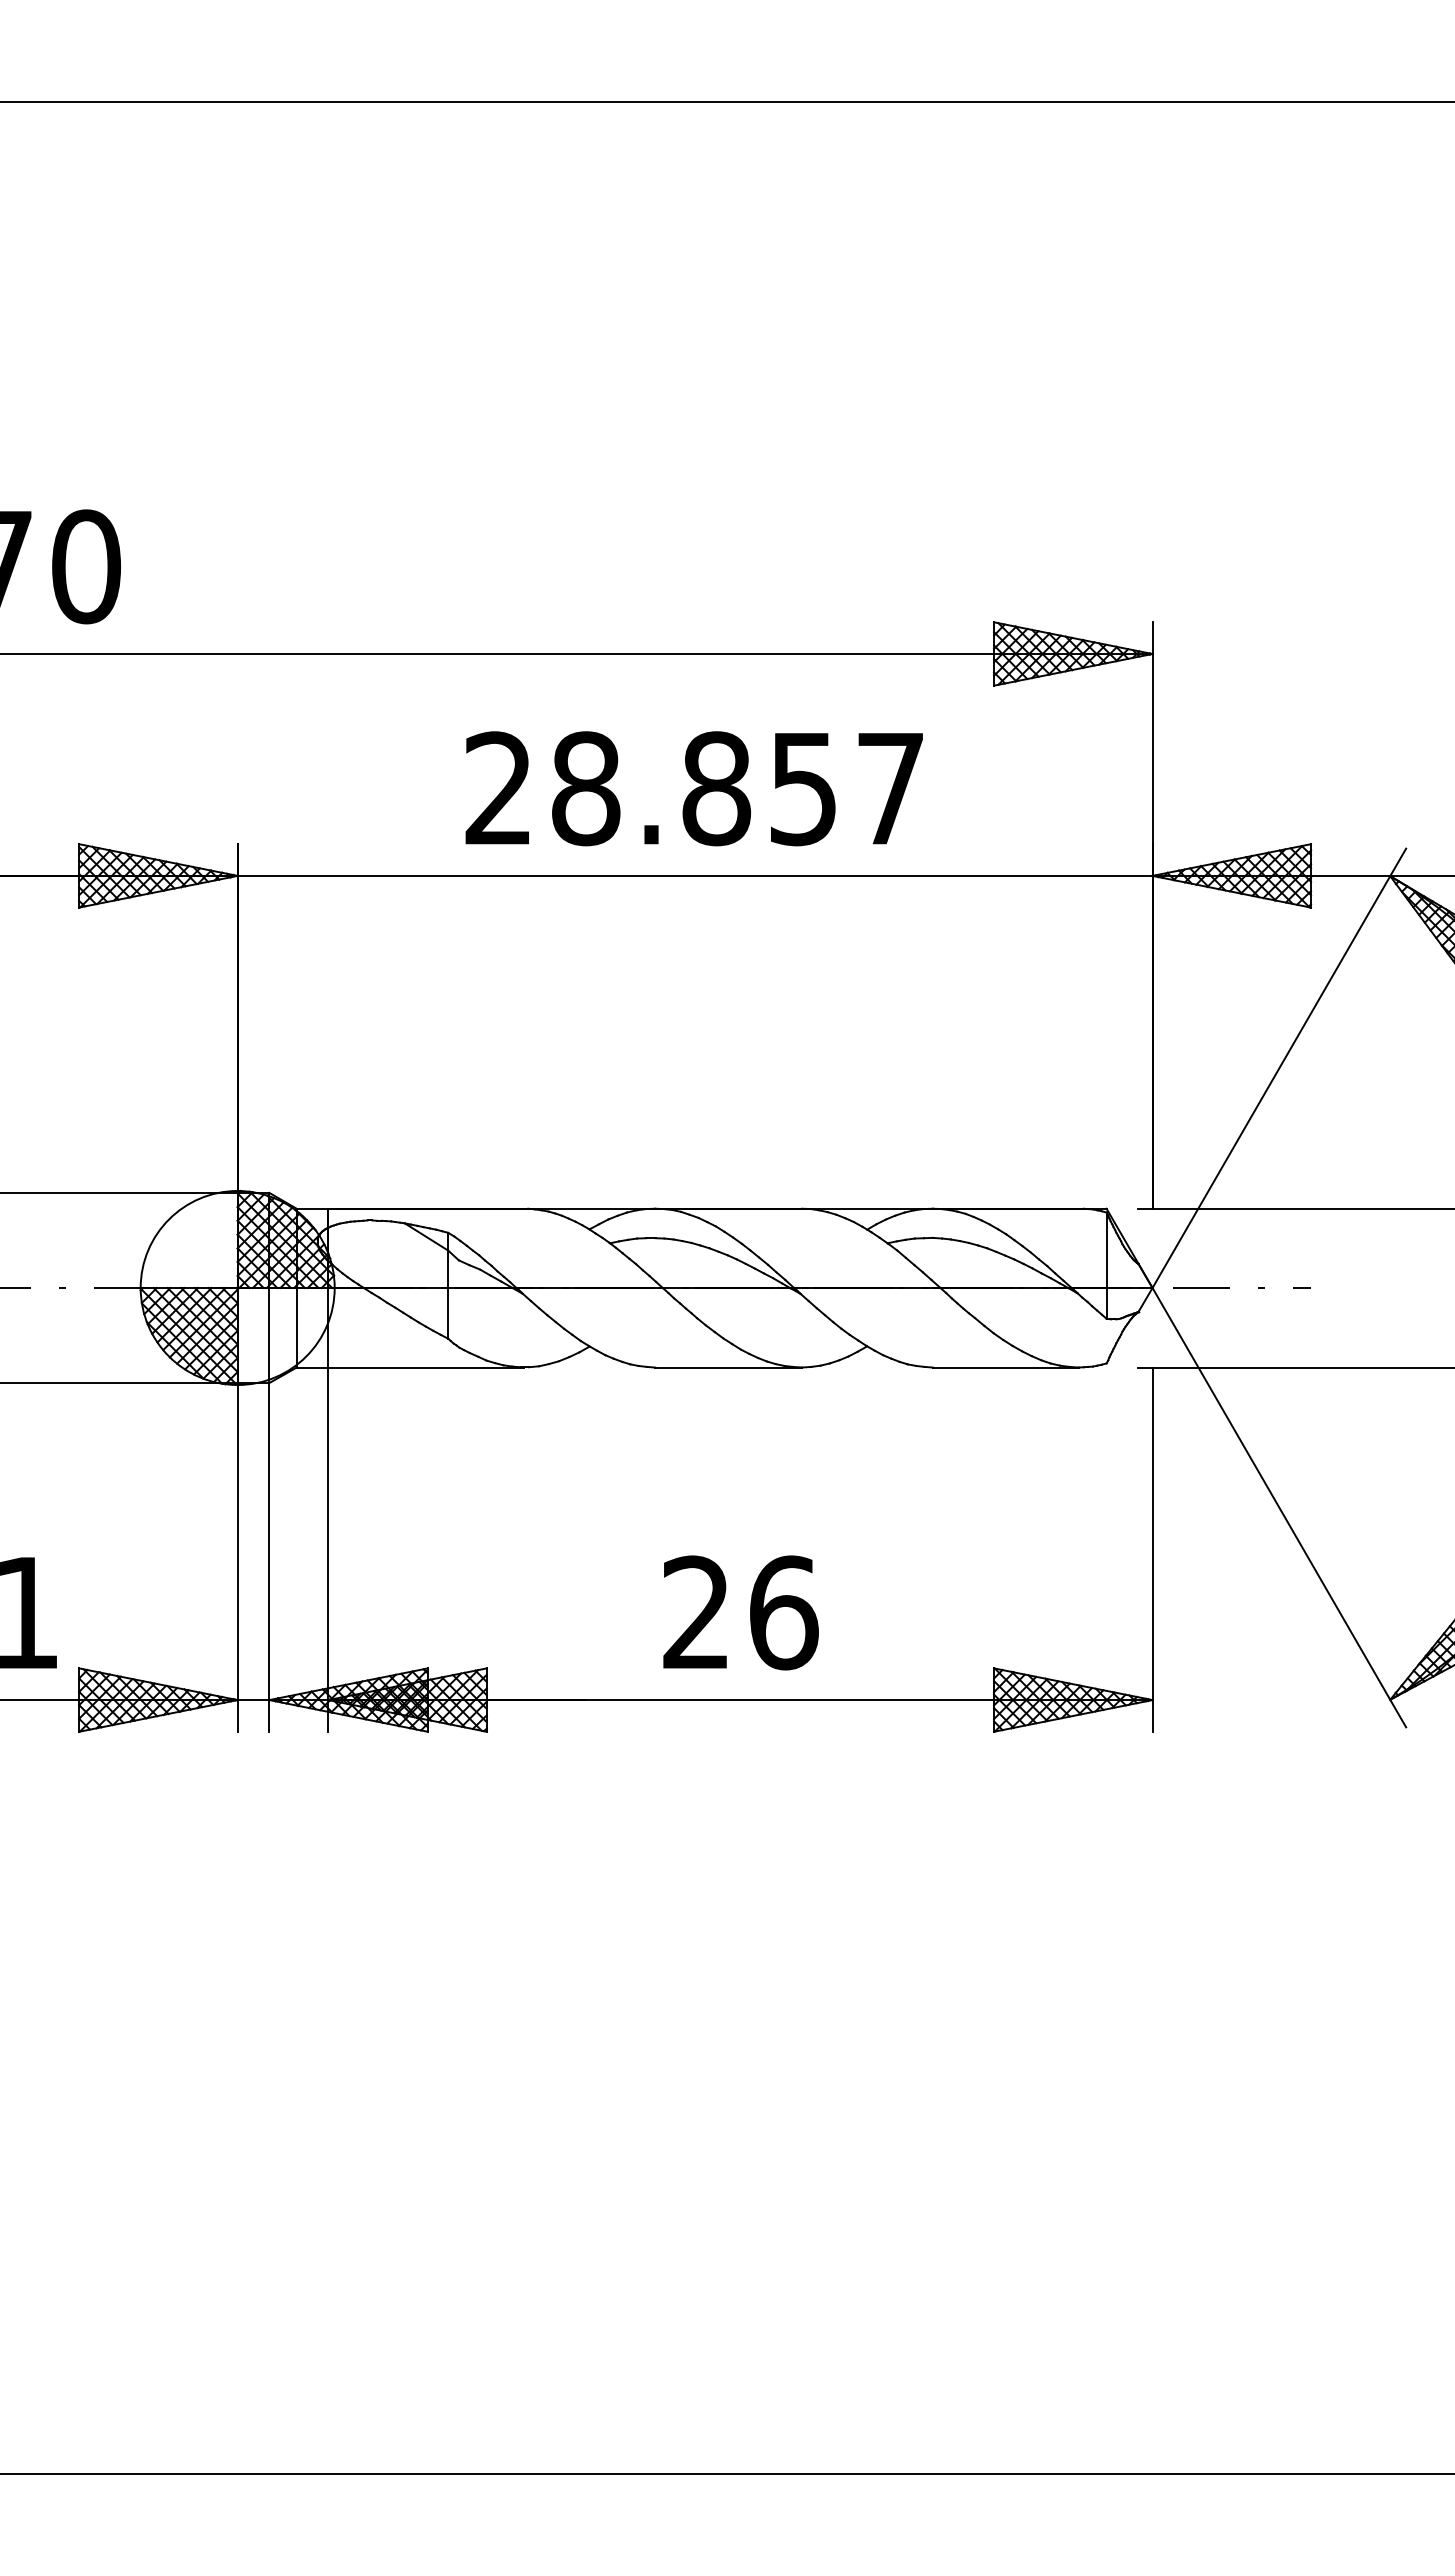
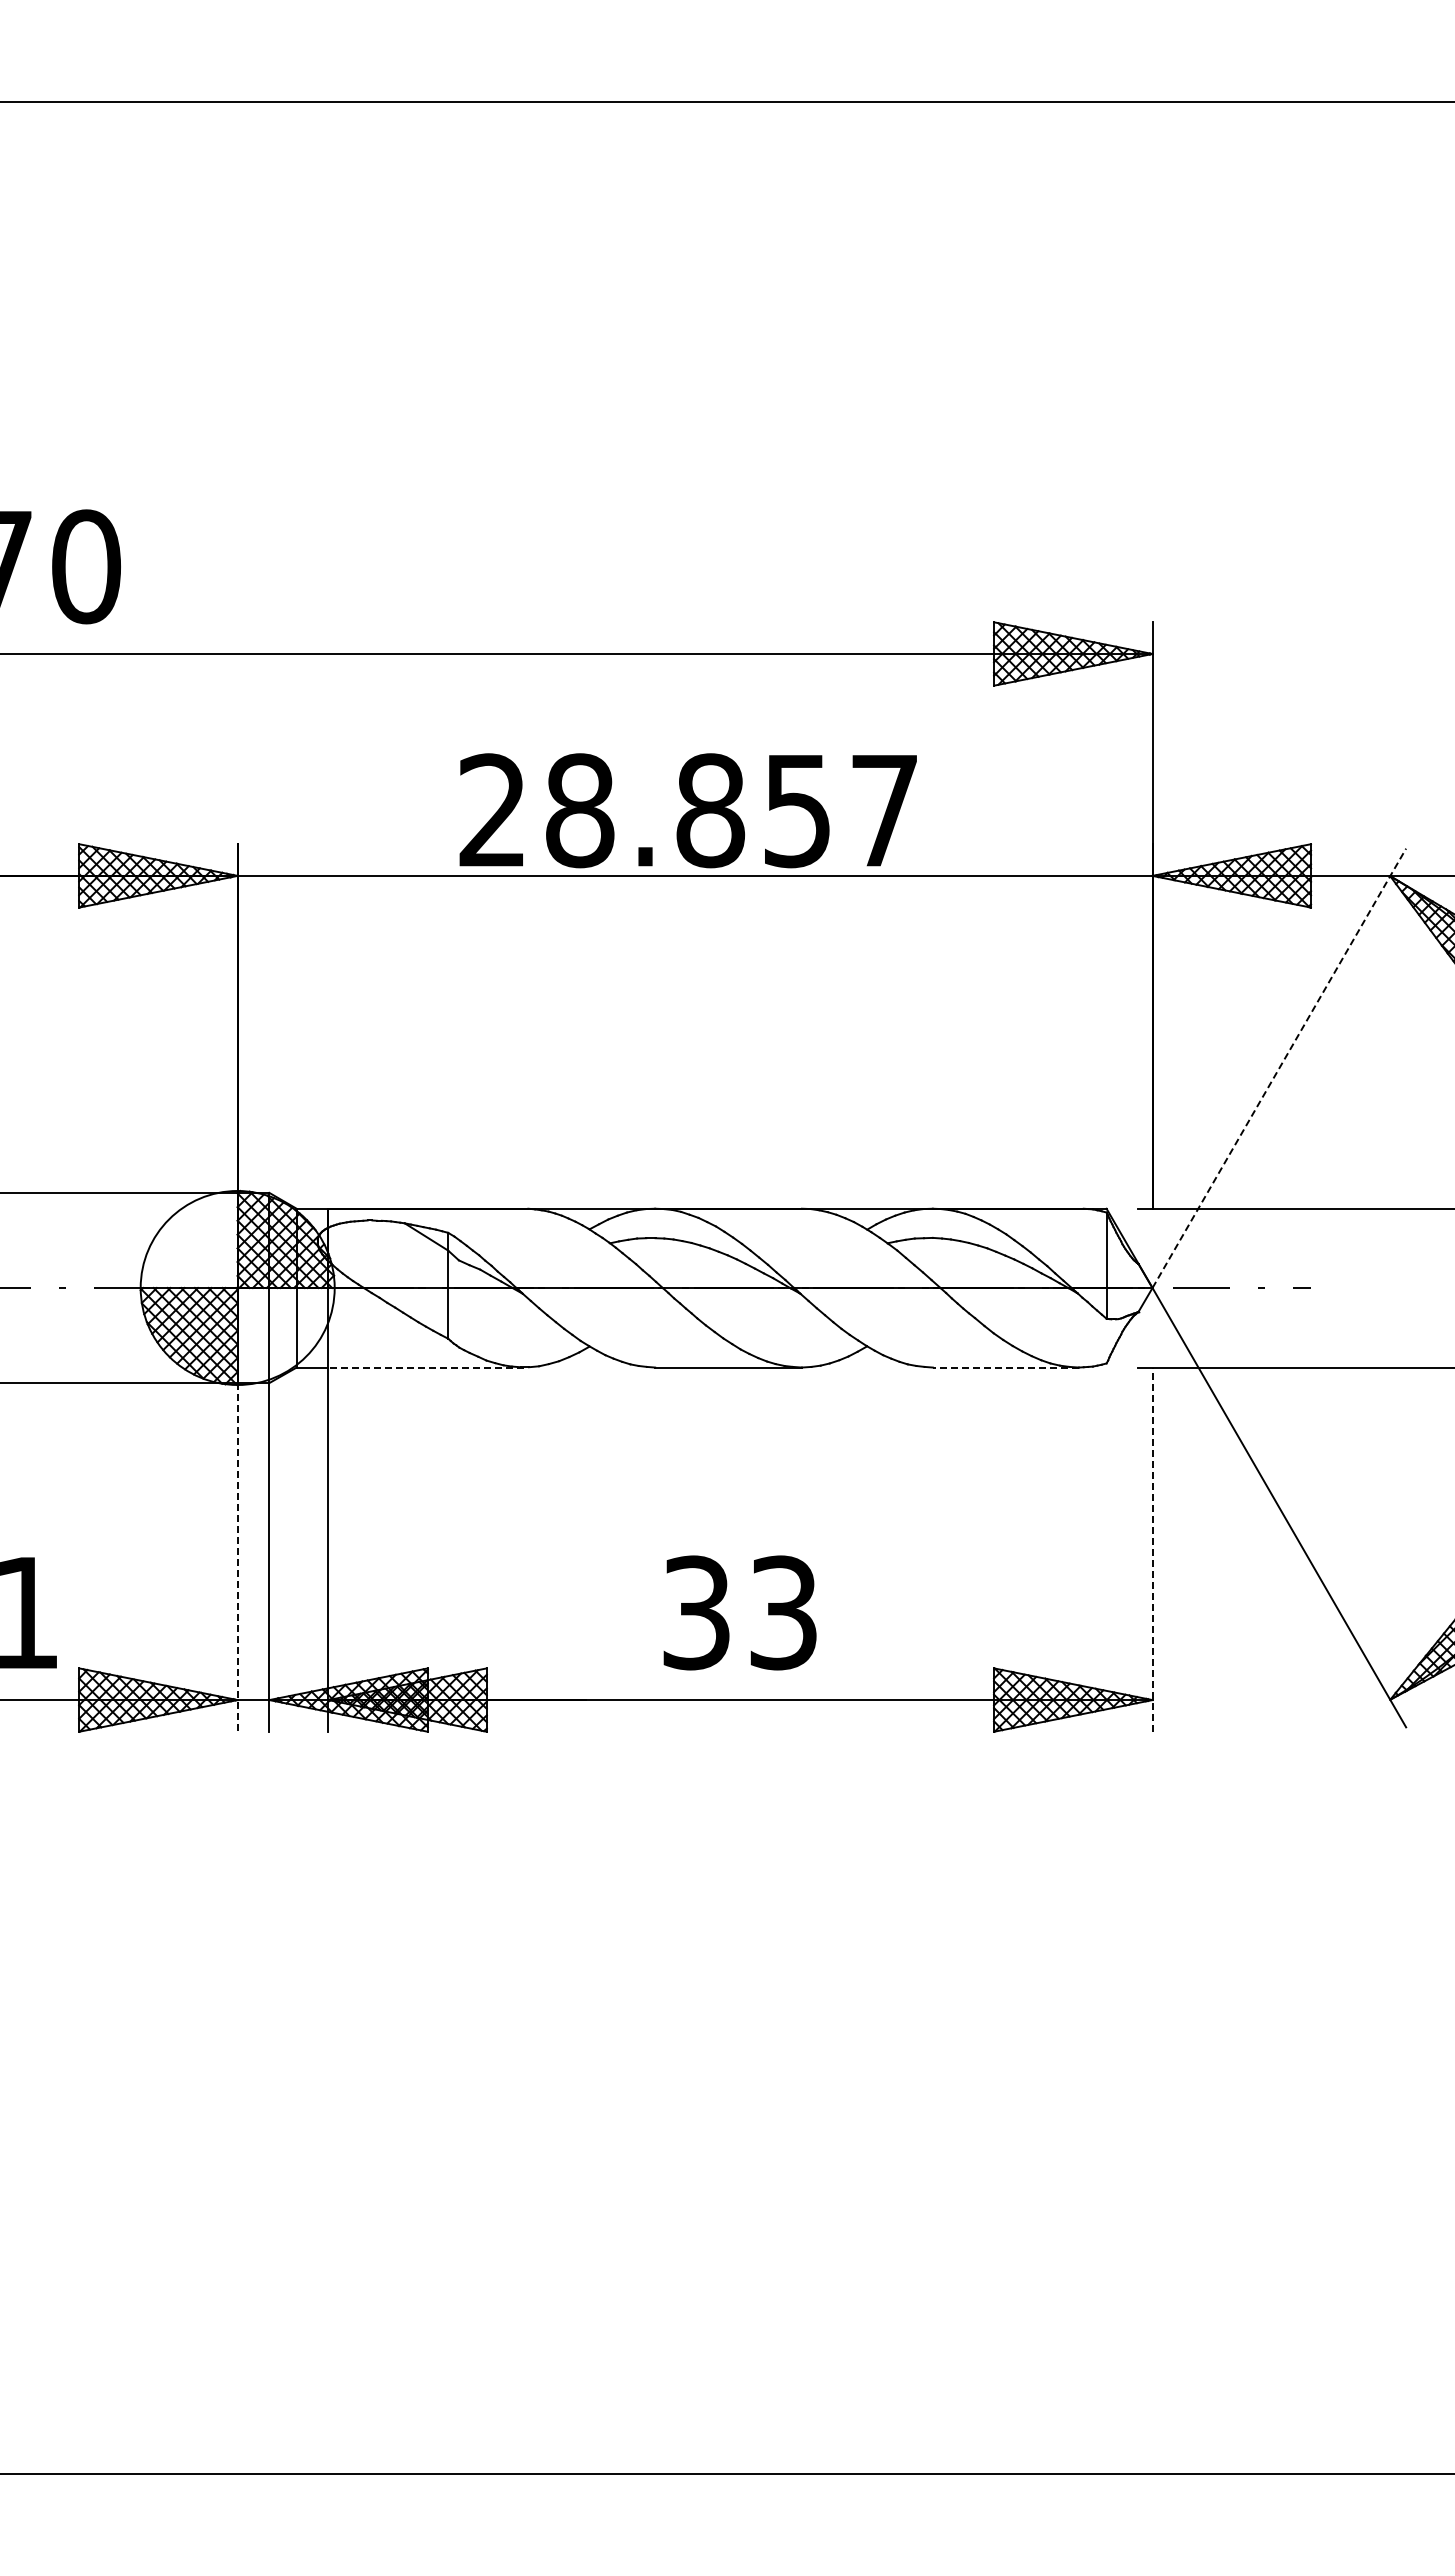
text position: (693, 788) -> (687, 810) (687, 810)
line: solid -> dashed (1279, 1068)
line: solid -> dashed (426, 1367)
line: solid -> dashed (1005, 1367)
line: solid -> dashed (1152, 1549)
line: solid -> dashed (237, 1557)
text: 26 -> 33 (740, 1612)
